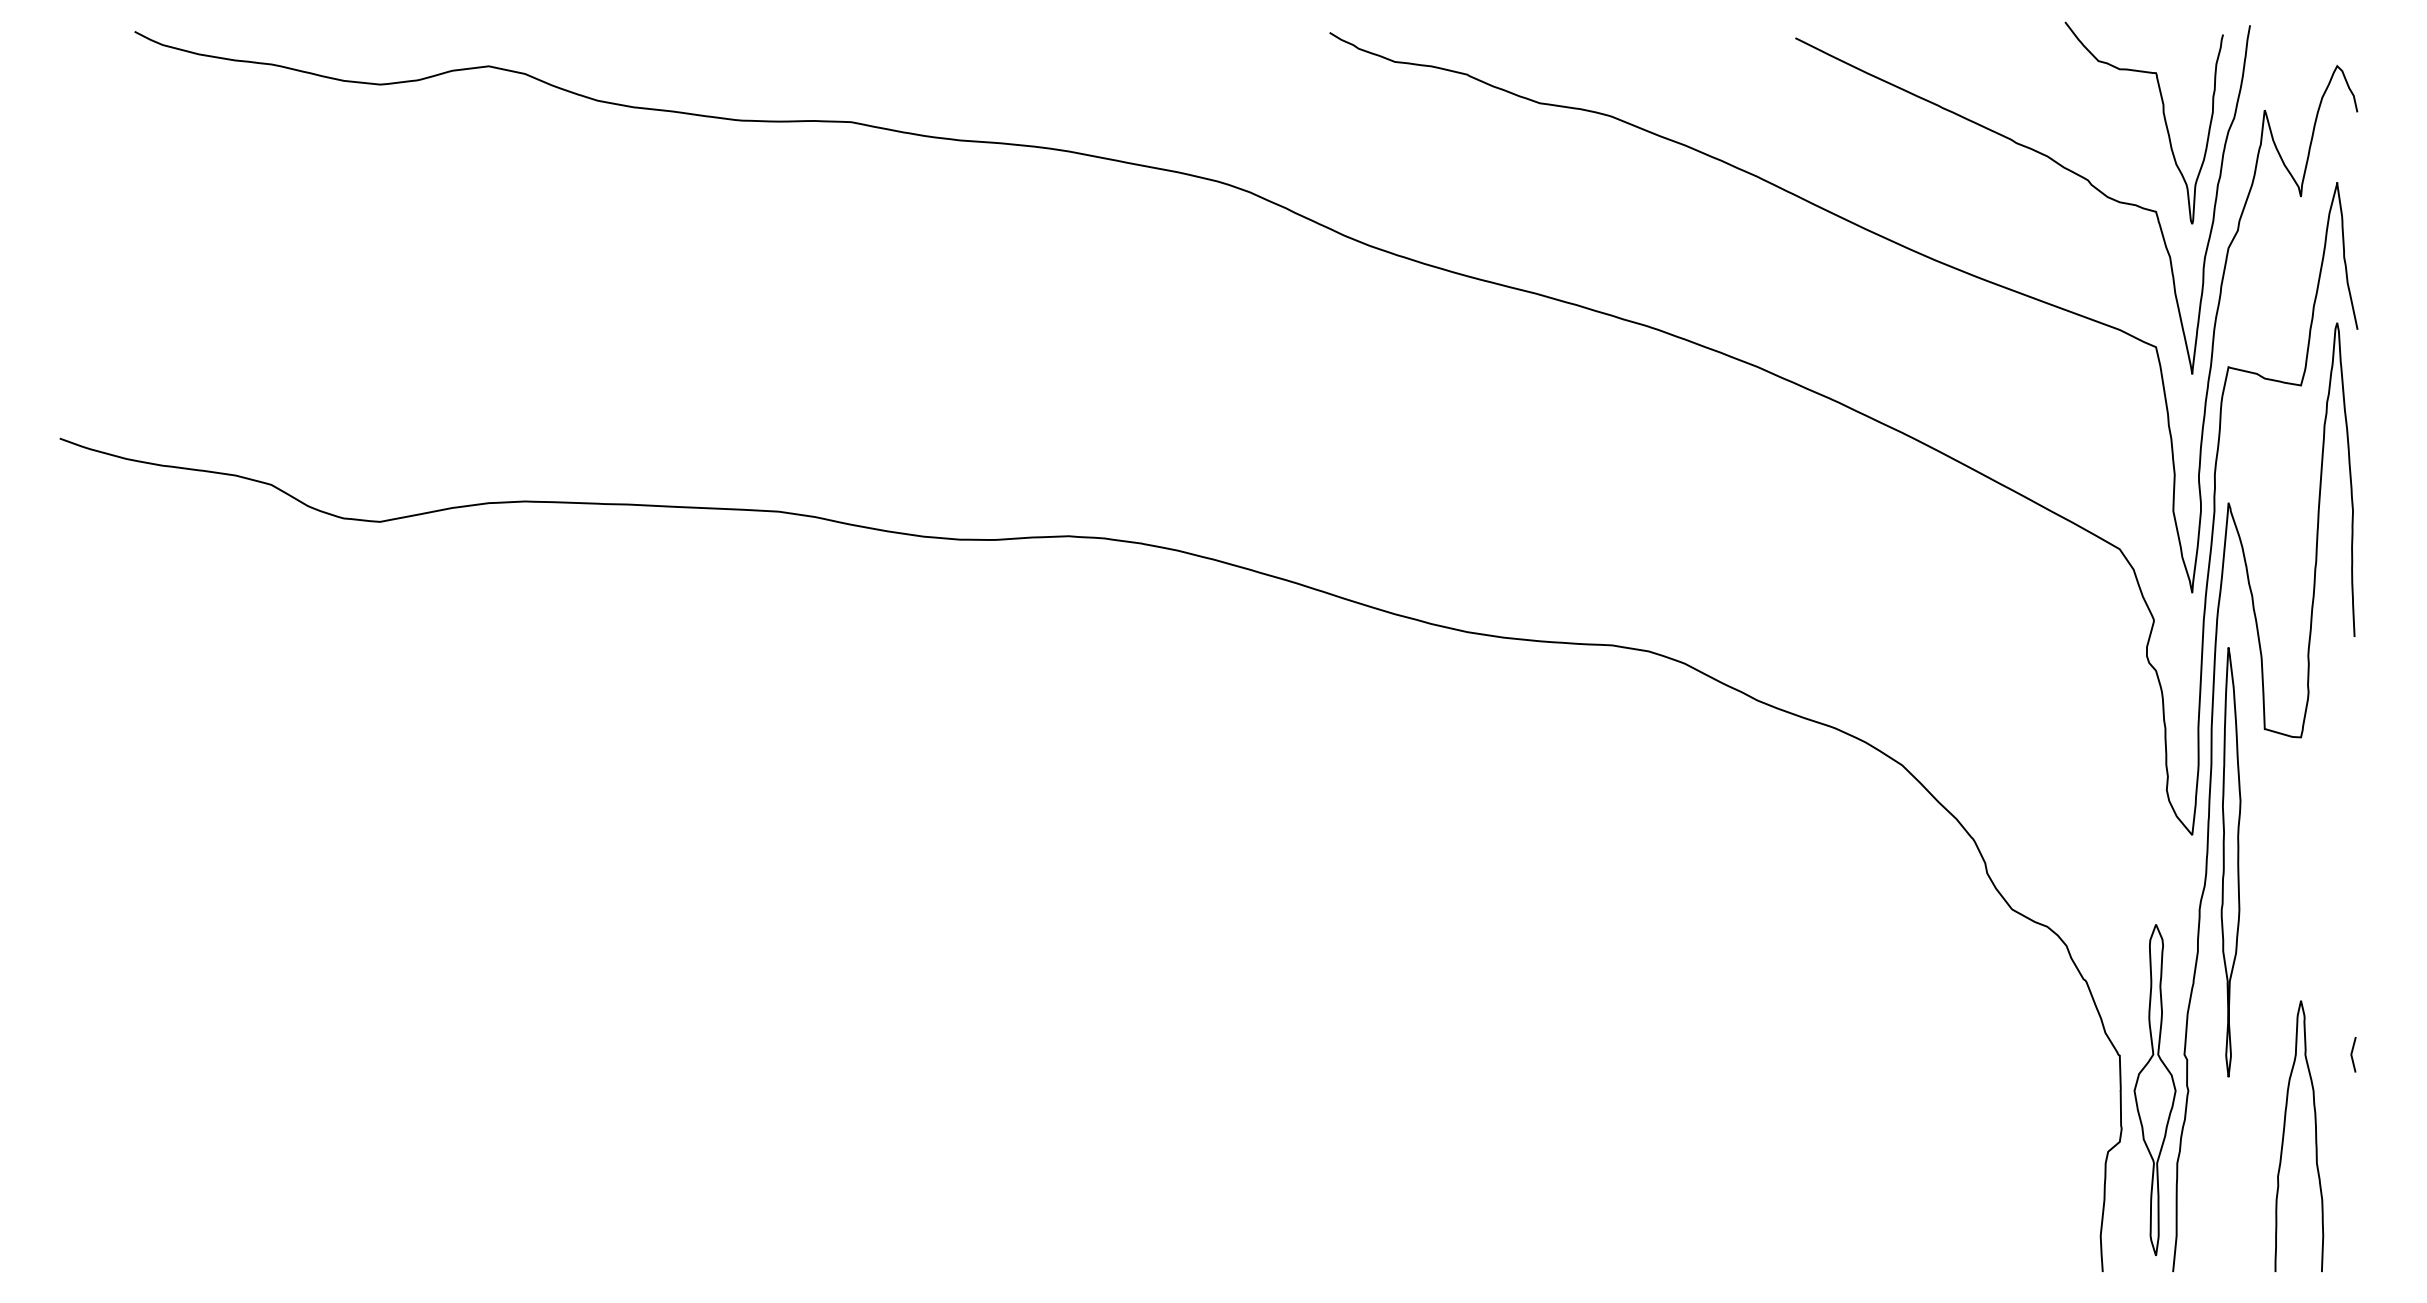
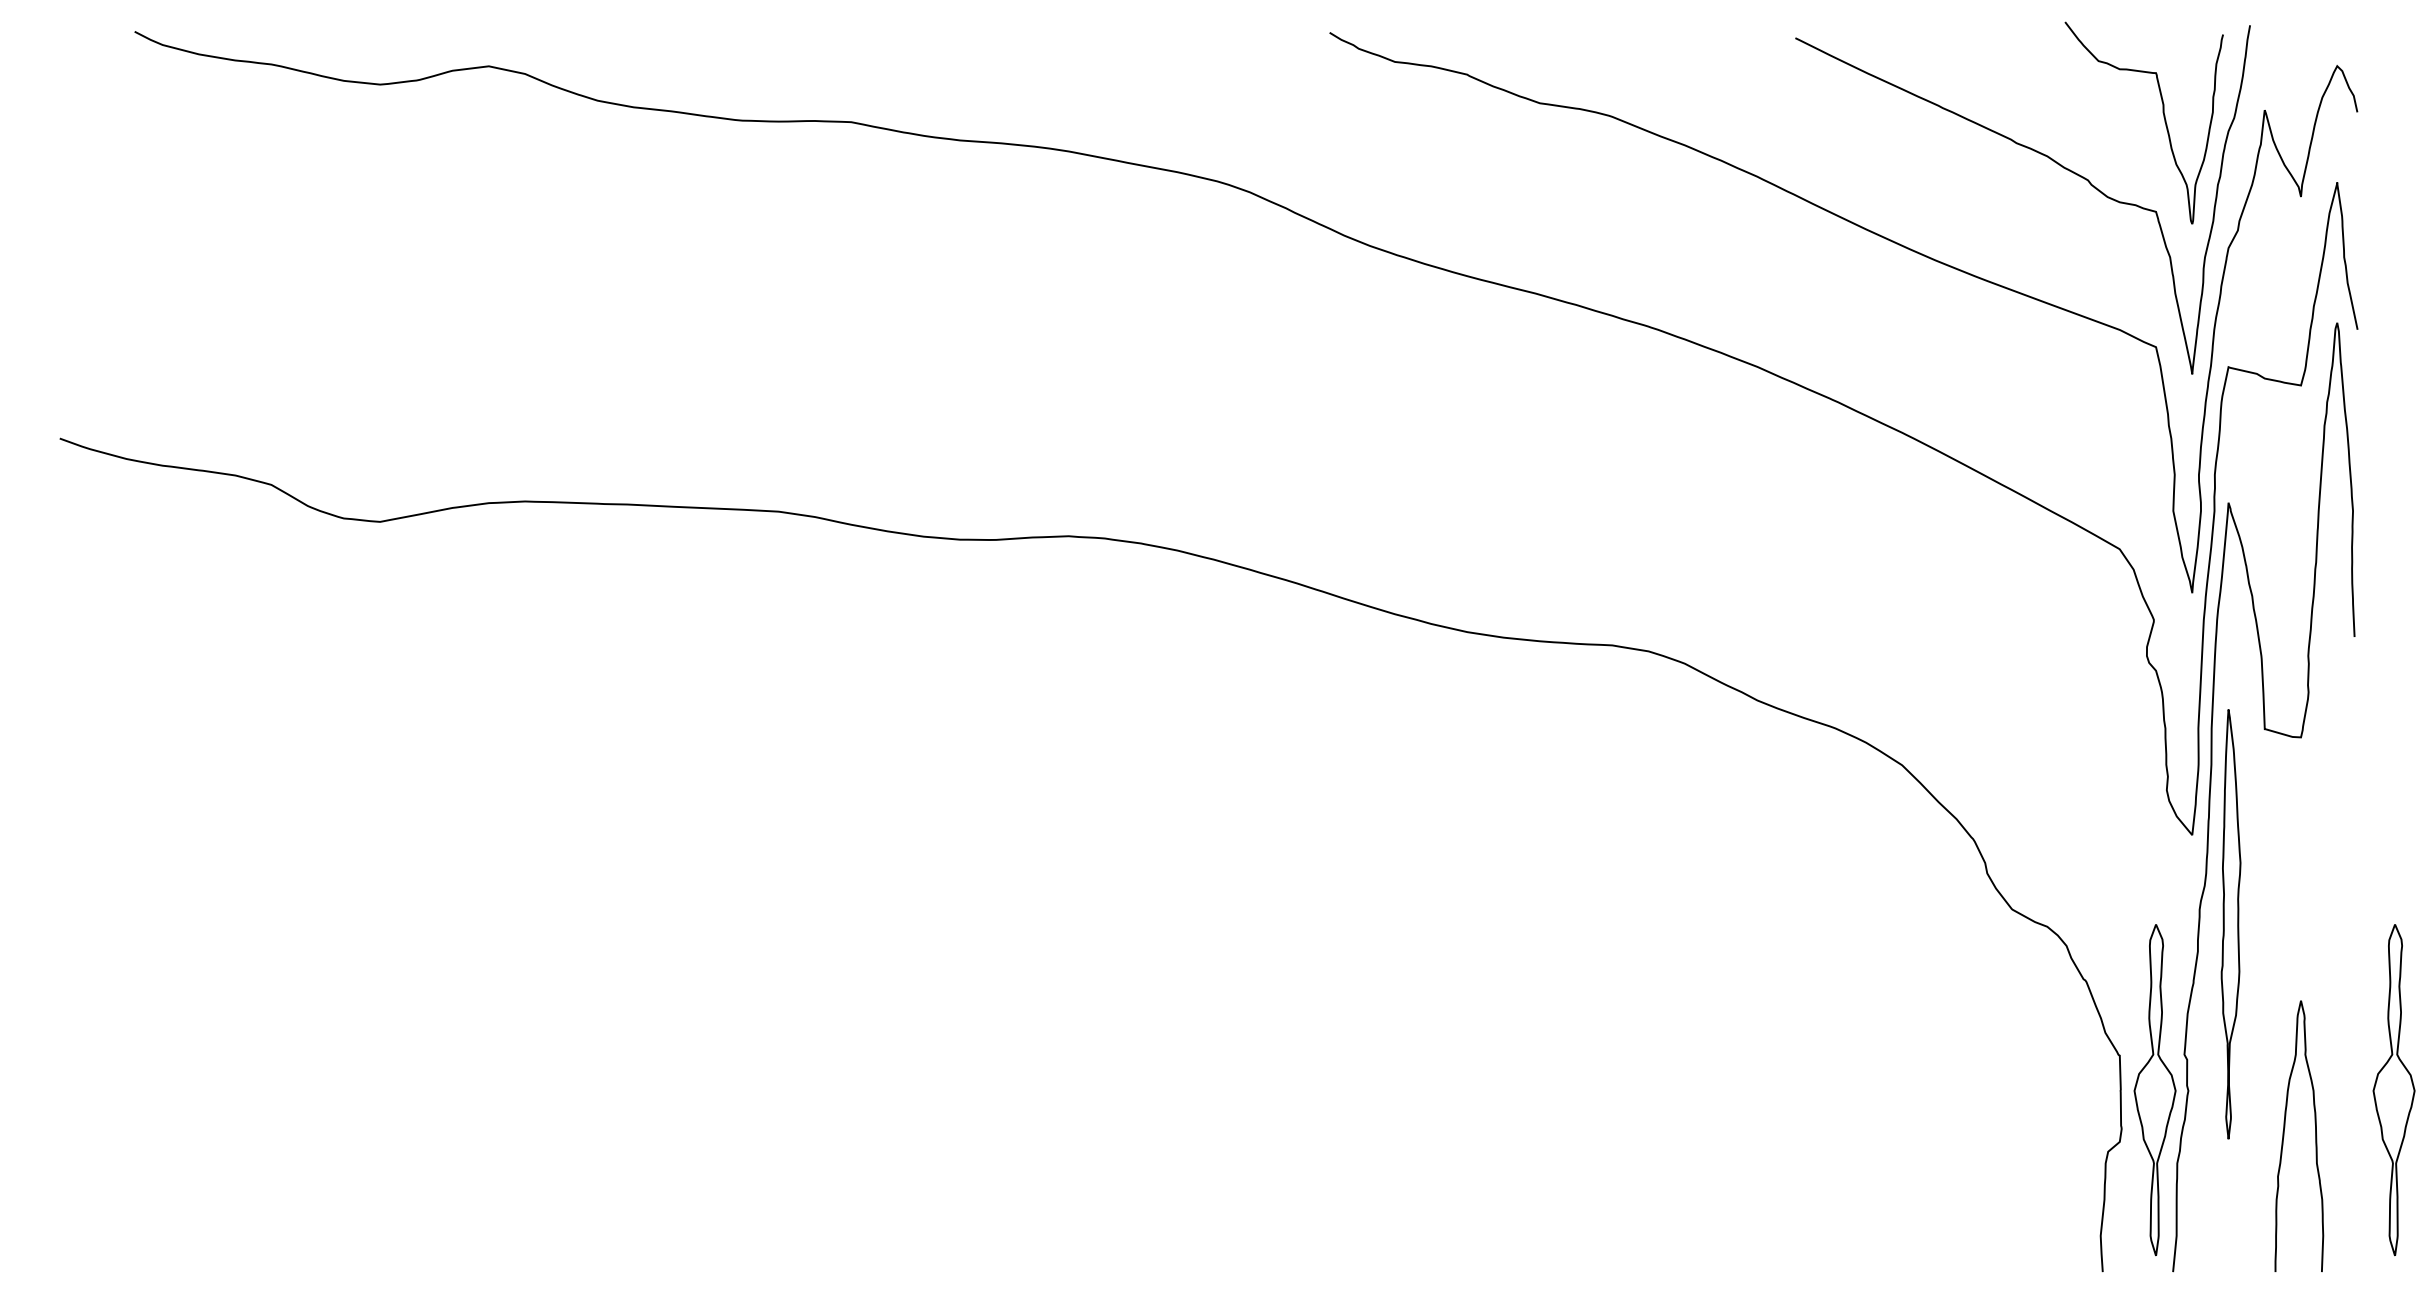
part position: (2230, 862) -> (2230, 924) (2230, 924)
line: present -> none (2352, 1054)
part: none -> present (2393, 1090)
